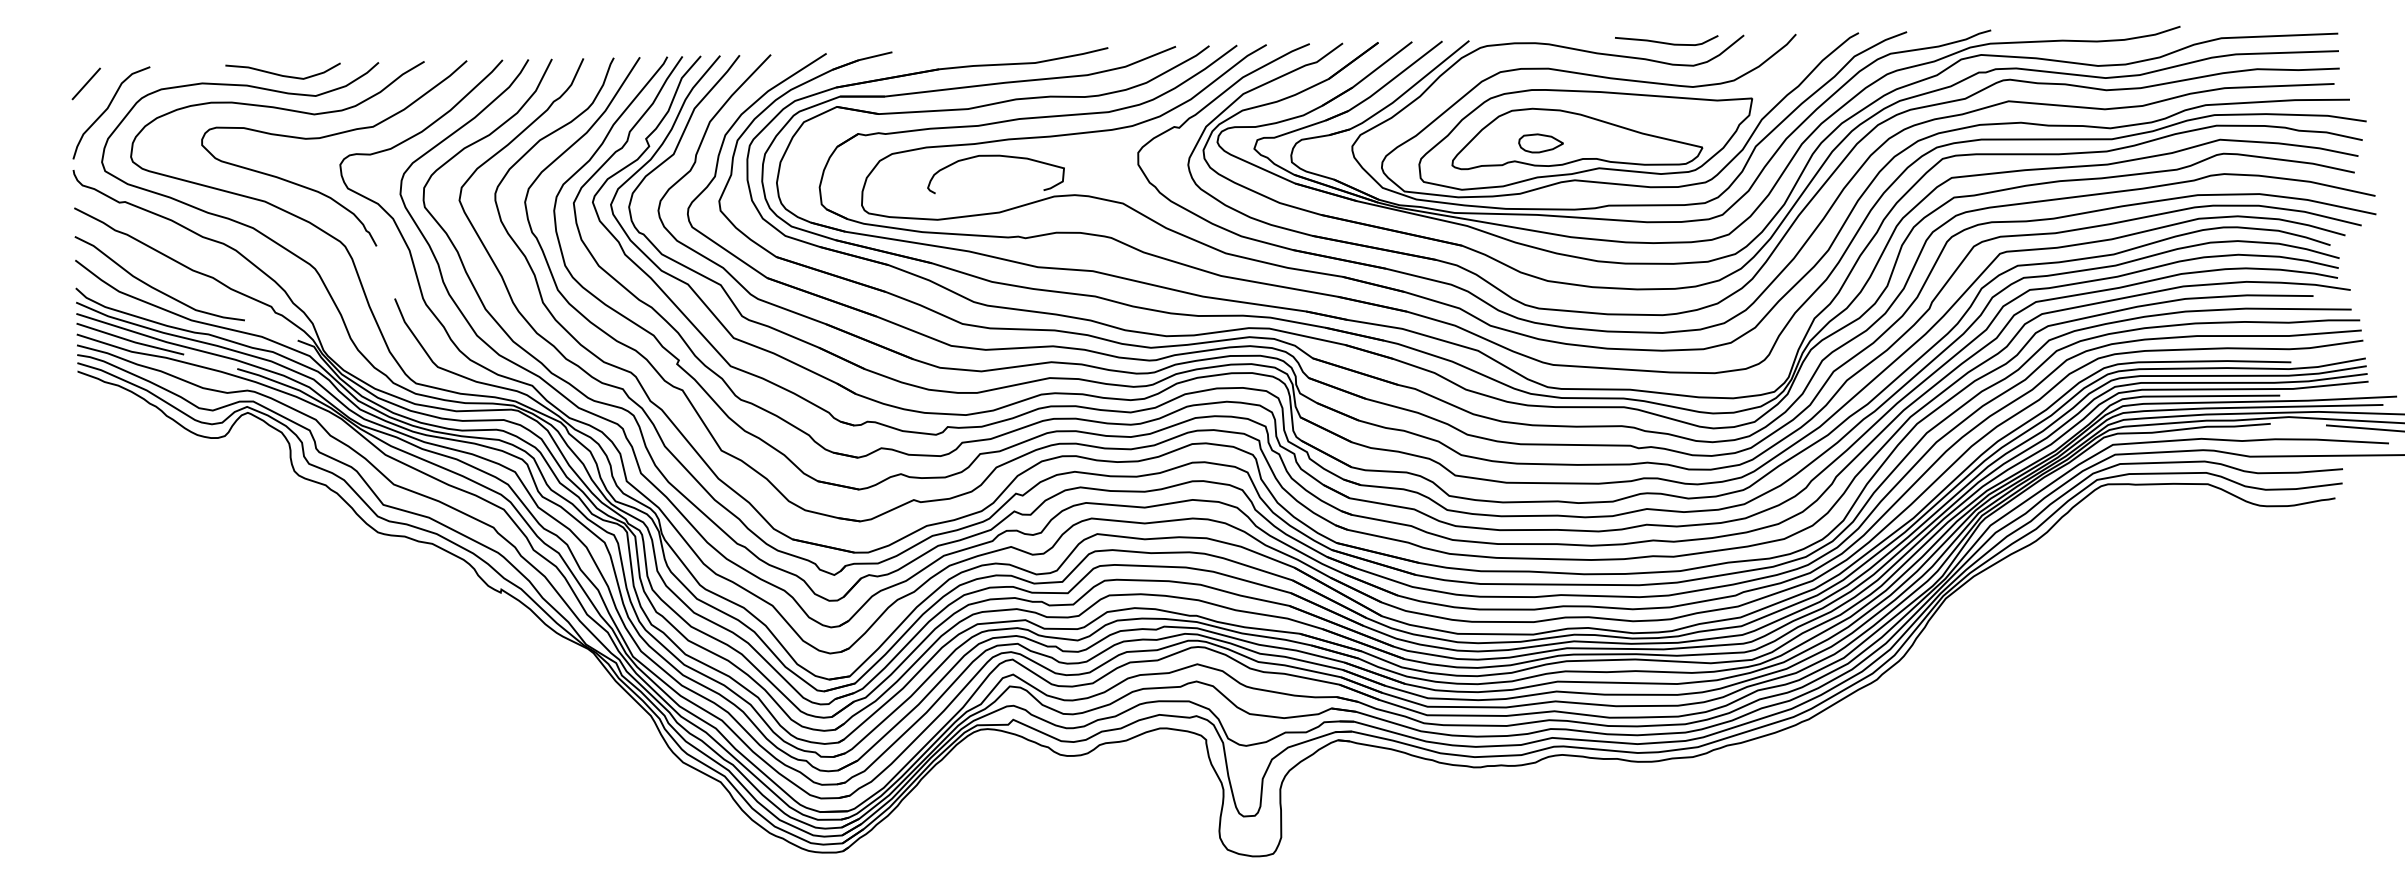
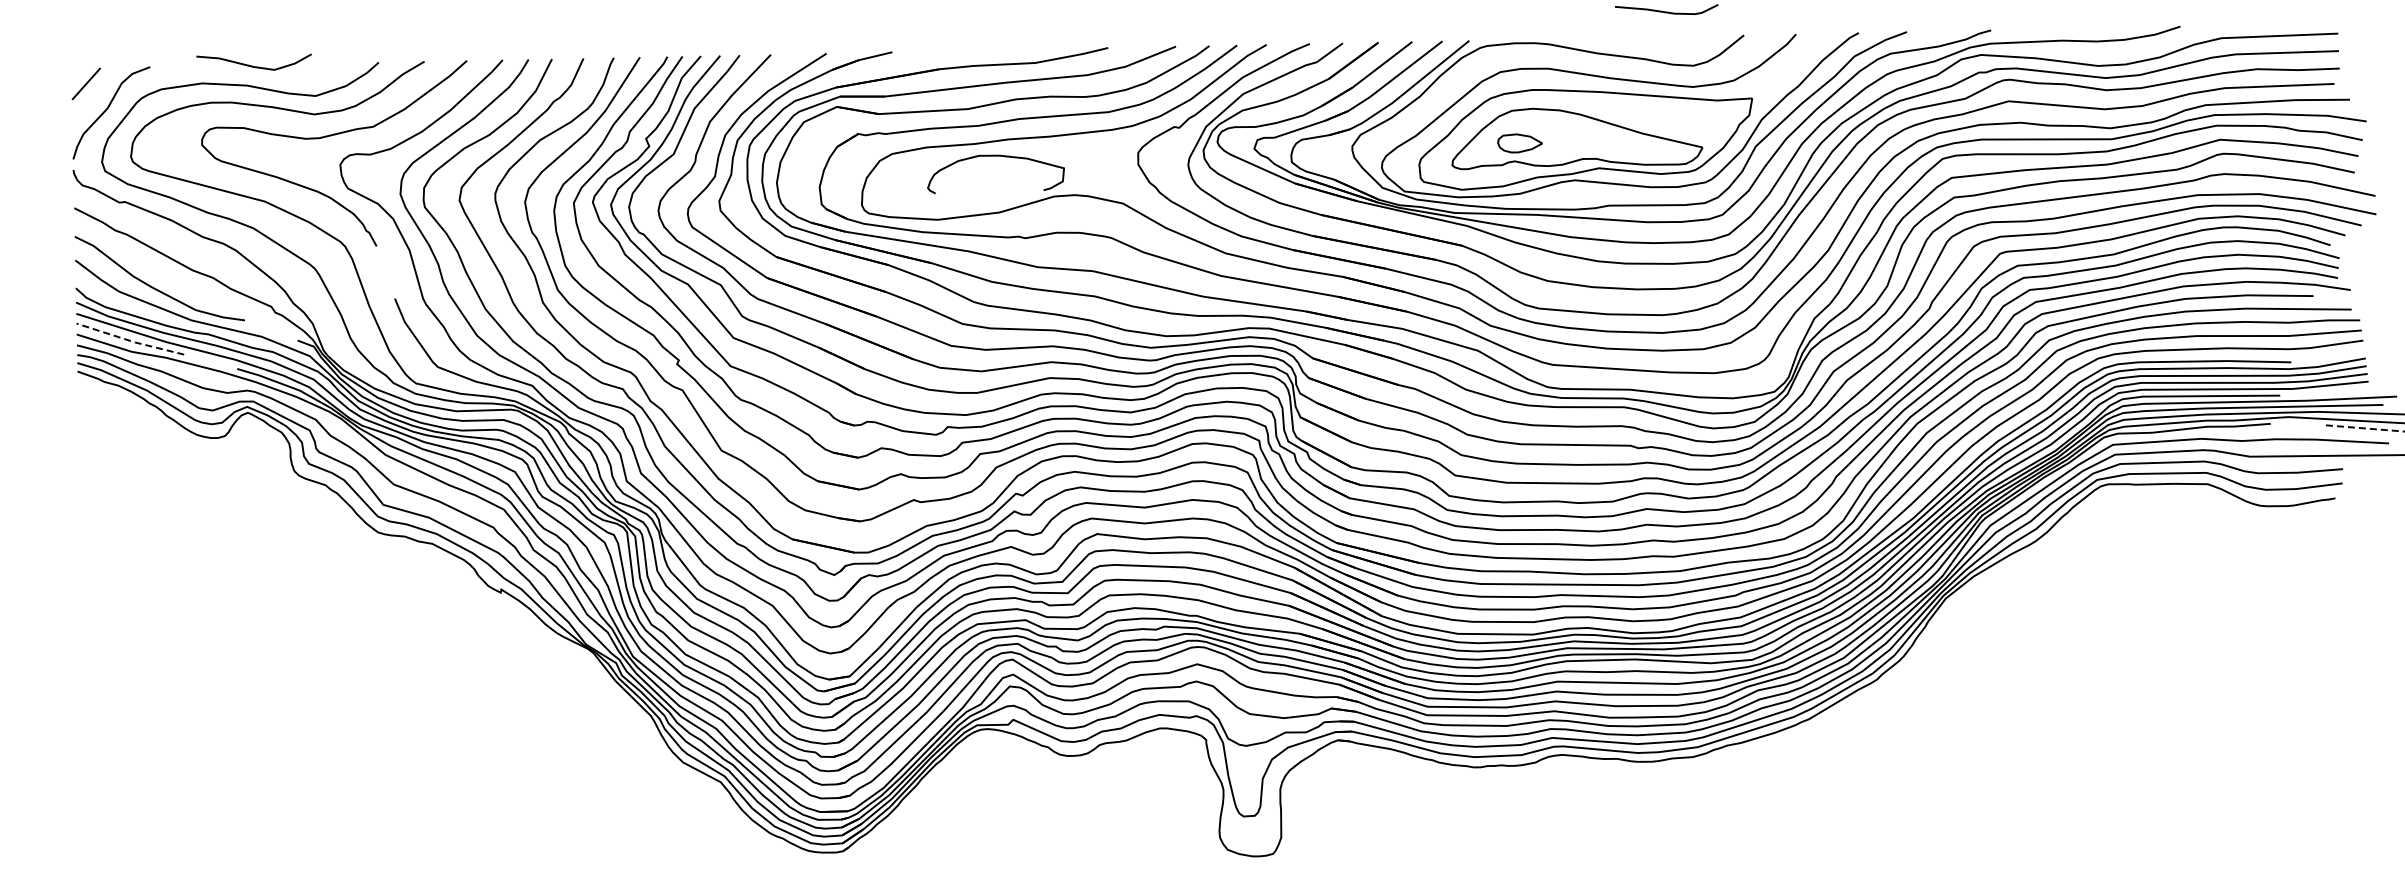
curve position: (1666, 42) -> (1666, 11) (1666, 11)
curve position: (281, 74) -> (252, 65) (252, 65)
part position: (1540, 143) -> (1519, 143) (1519, 143)
line: solid -> dashed (130, 340)
line: solid -> dashed (2365, 428)
